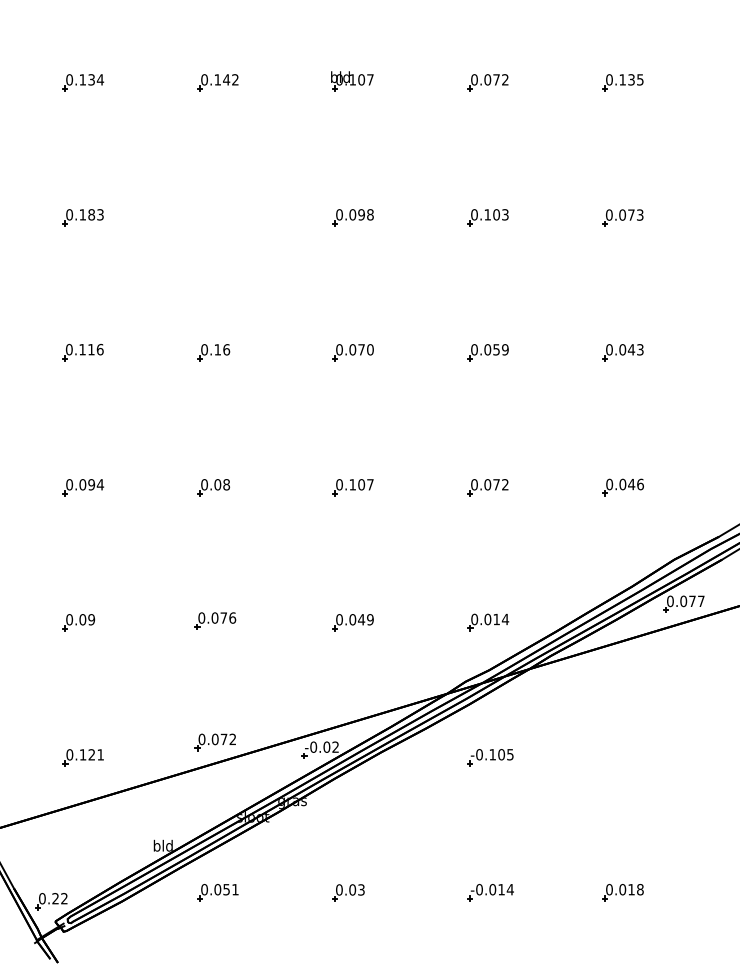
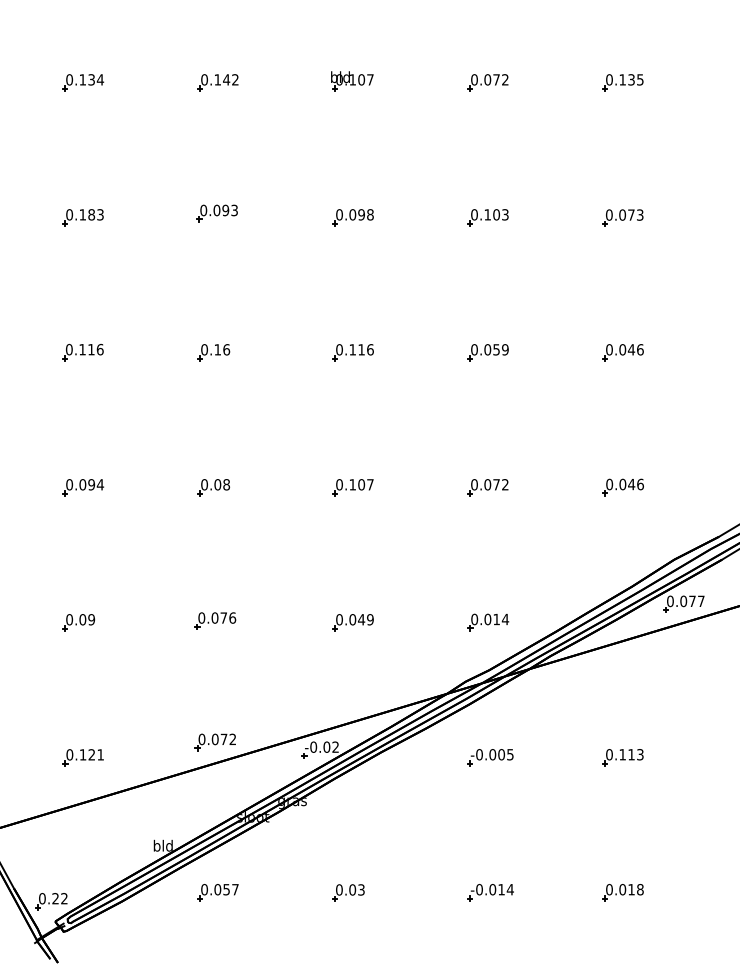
part: none -> present (216, 213)
text: 0.070 -> 0.116 (361, 349)
text: 0.043 -> 0.046 (640, 349)
text: -0.105 -> -0.005 (492, 754)
part: none -> present (622, 757)
text: 0.051 -> 0.057 (235, 889)
